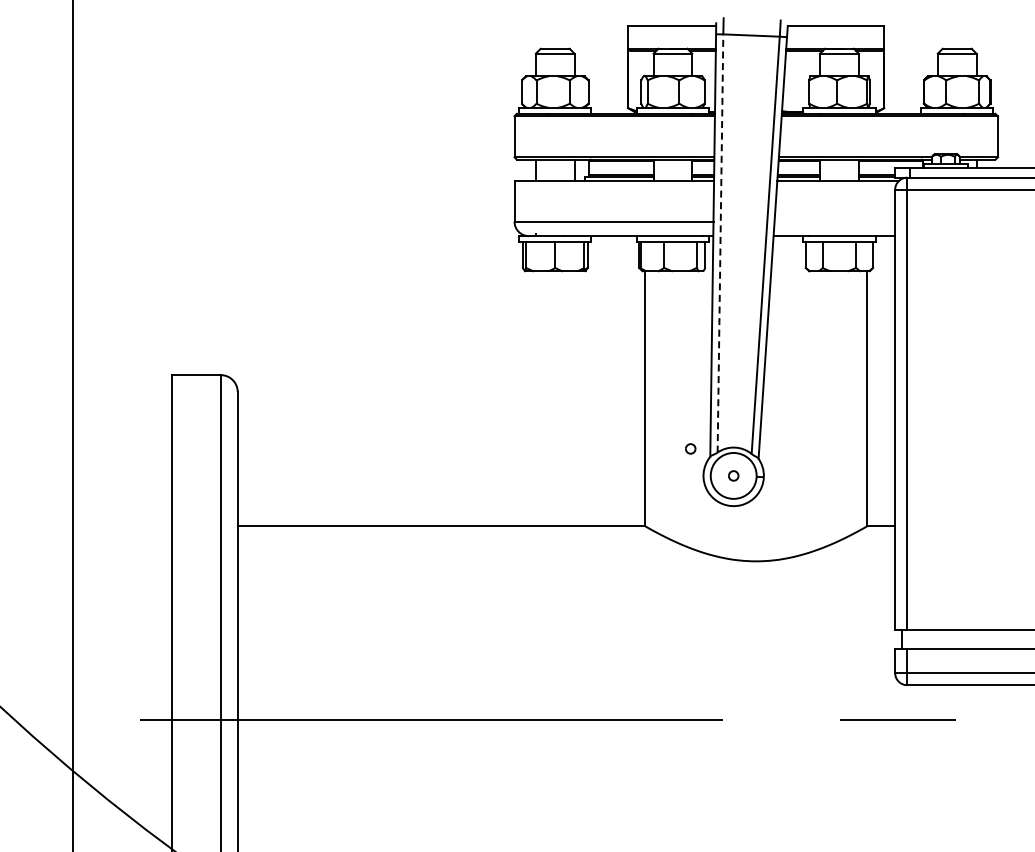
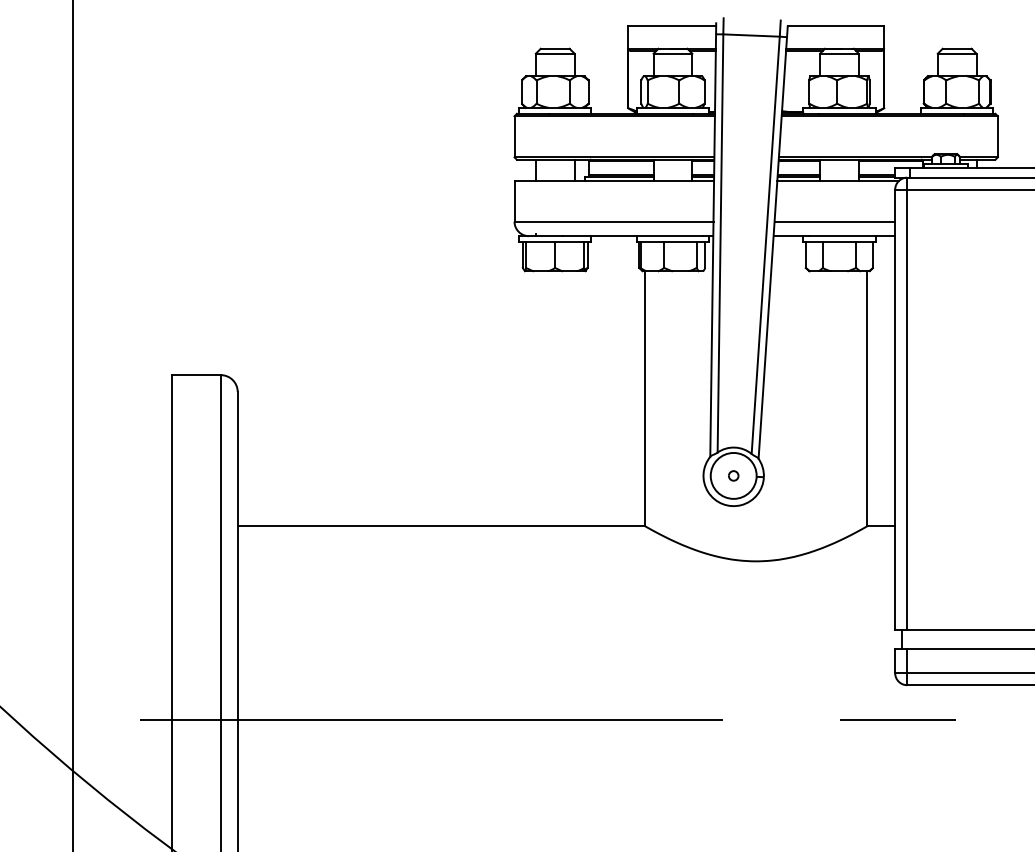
line: none -> present (834, 221)
line: dashed -> solid (720, 243)
part: present -> none (690, 448)
